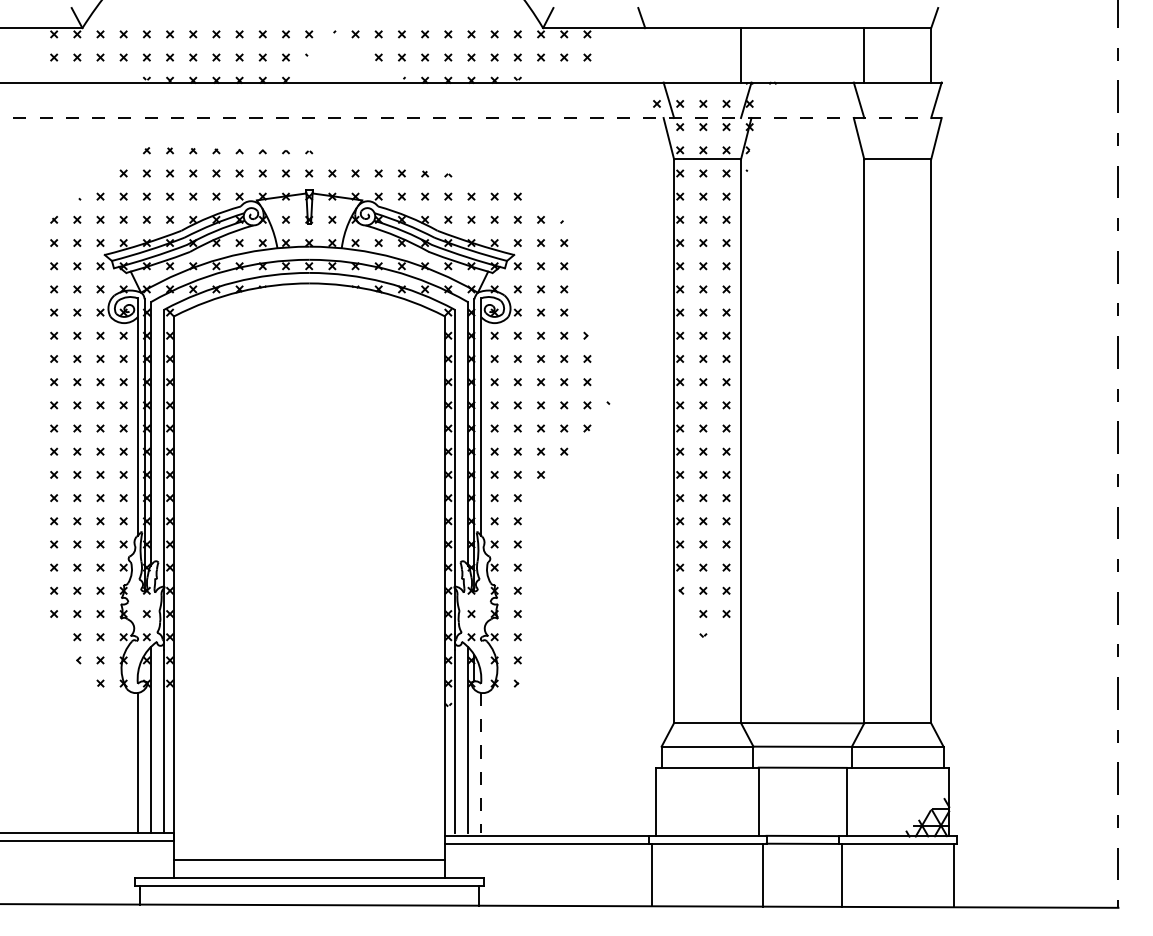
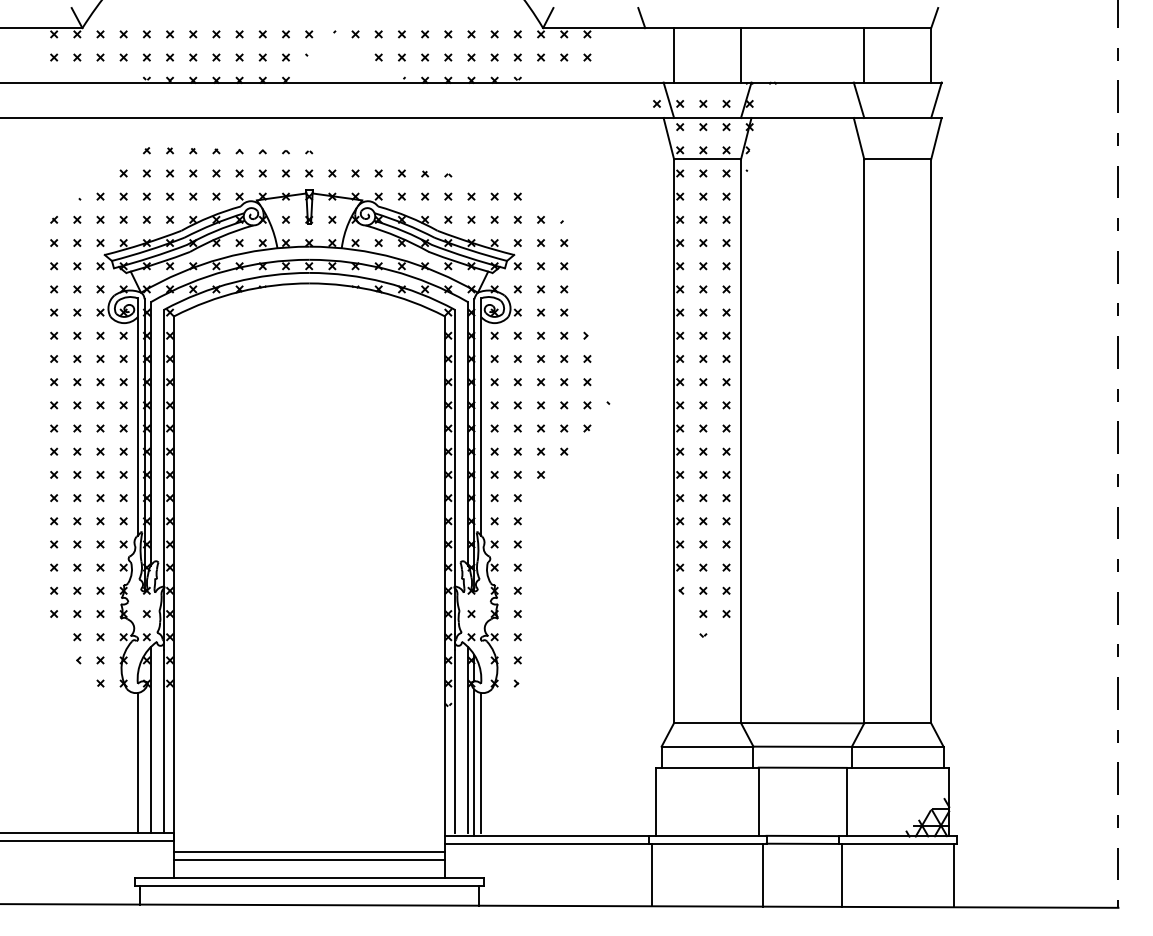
line: none -> present (674, 55)
line: dashed -> solid (471, 118)
line: none -> present (474, 762)
line: dashed -> solid (481, 763)
line: none -> present (309, 852)
